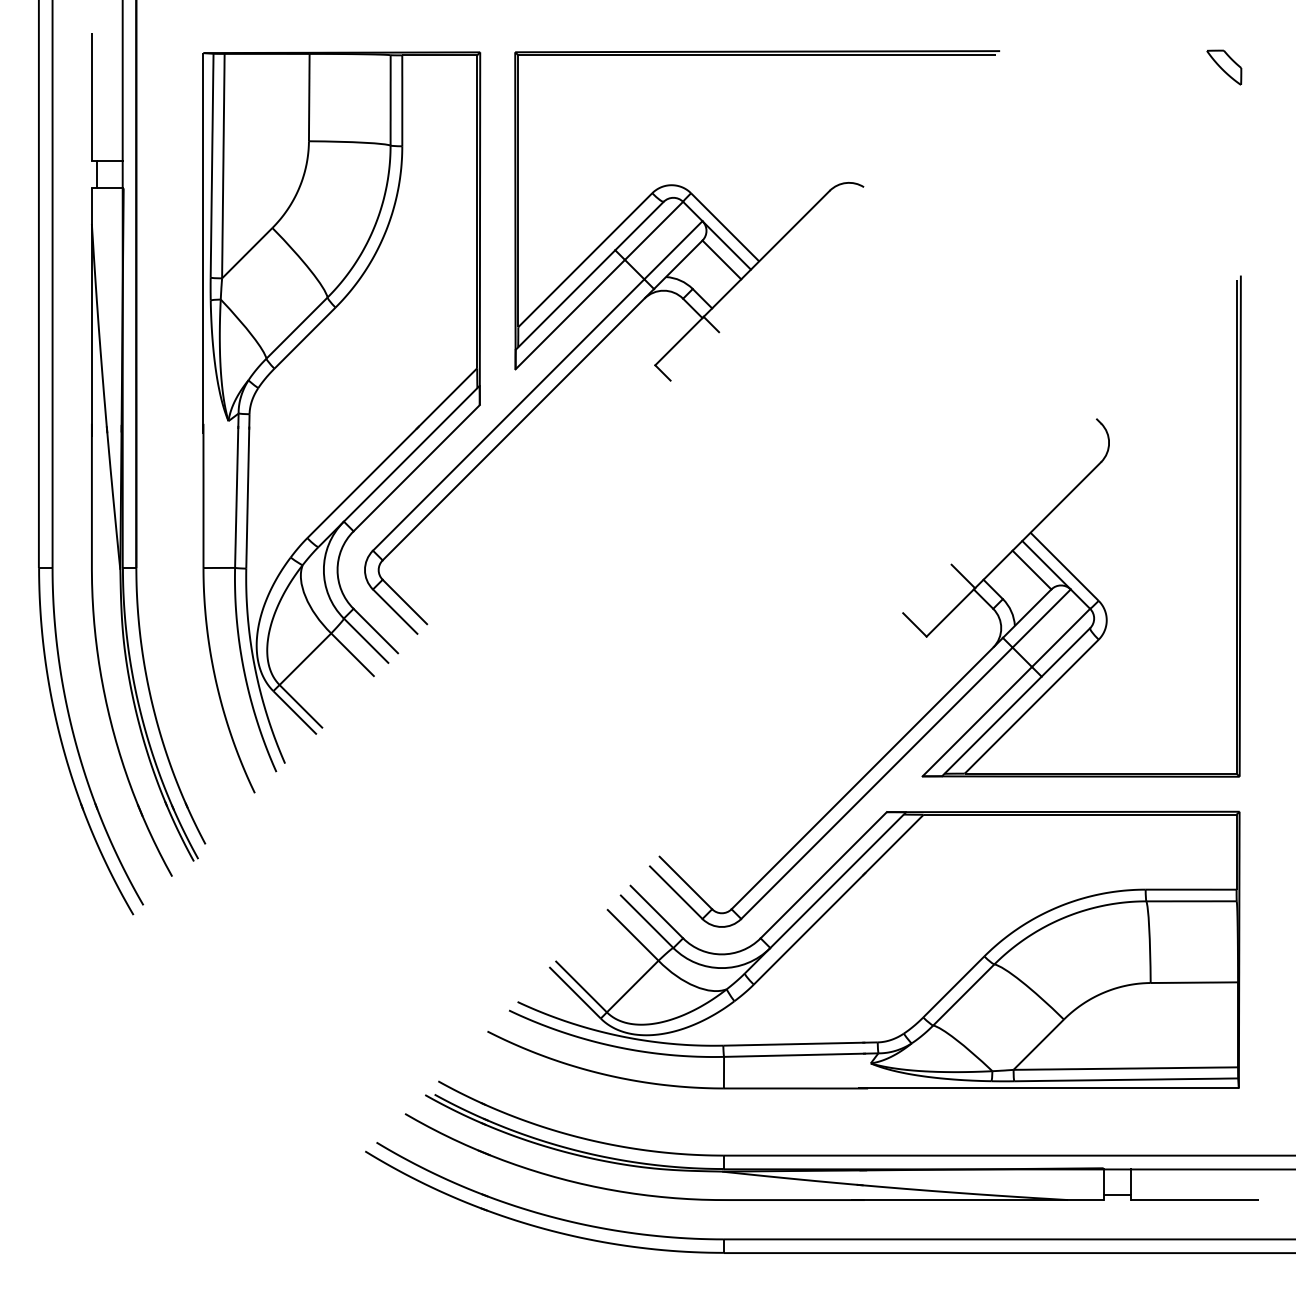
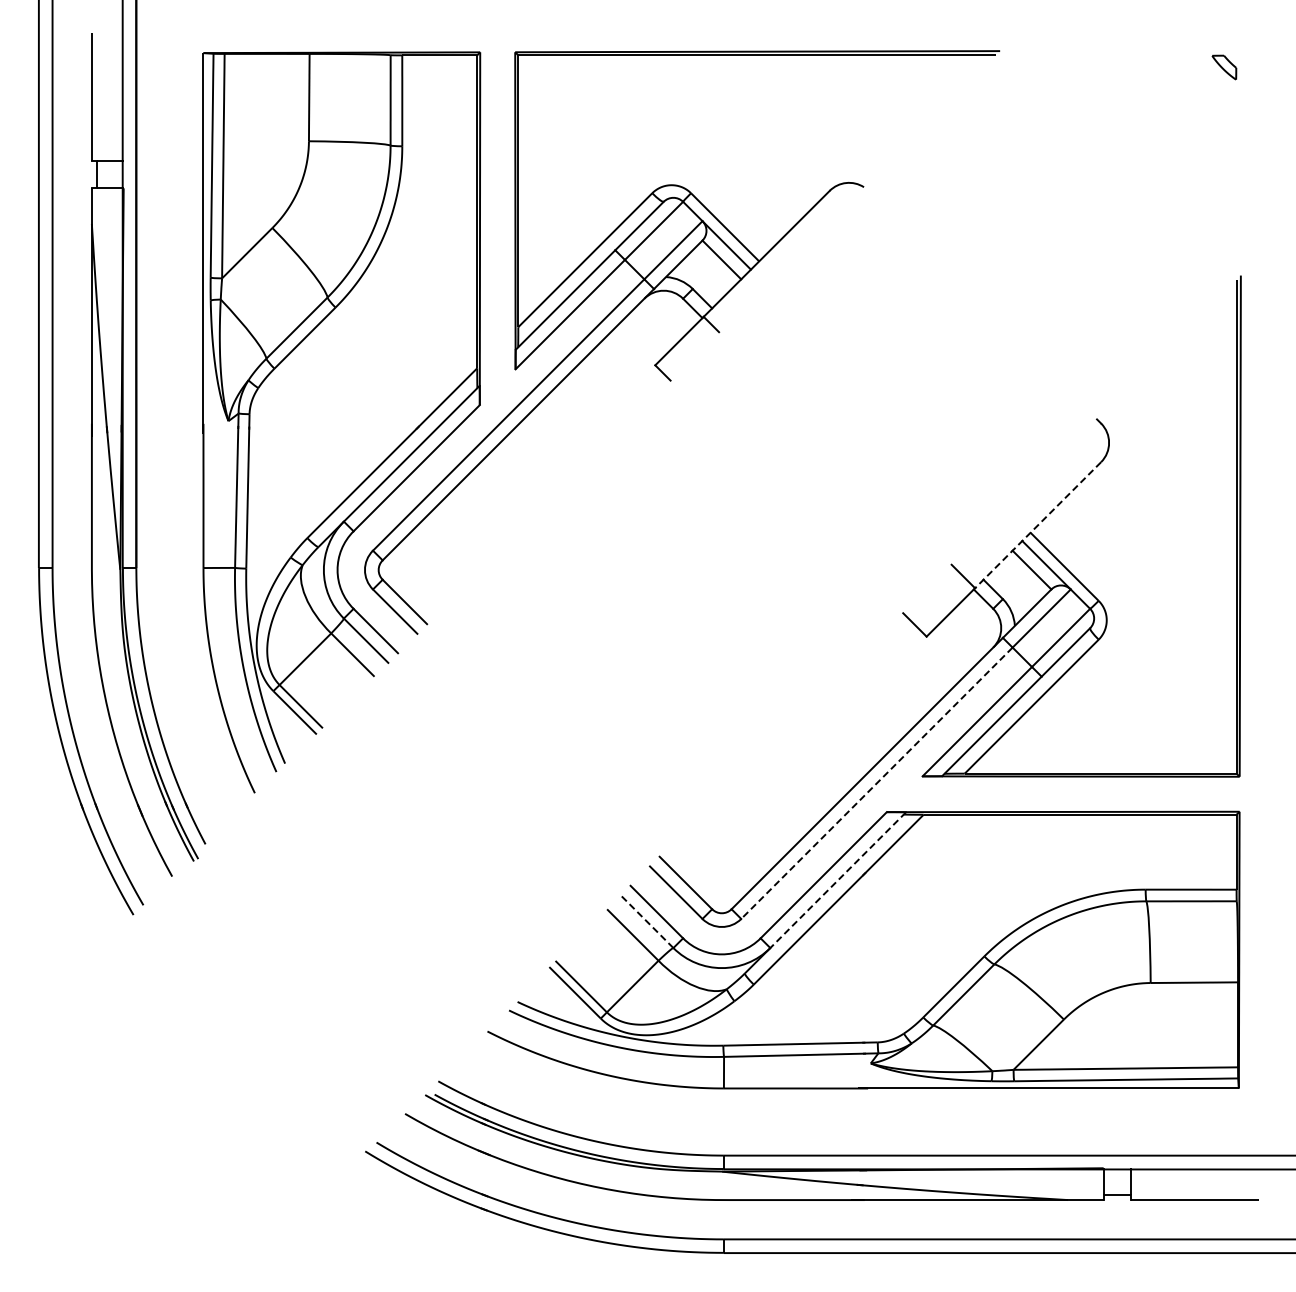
part size: 37x37 px -> 27x27 px (1224, 67)
line: solid -> dashed (1037, 525)
line: solid -> dashed (876, 783)
line: solid -> dashed (838, 880)
line: solid -> dashed (646, 921)
